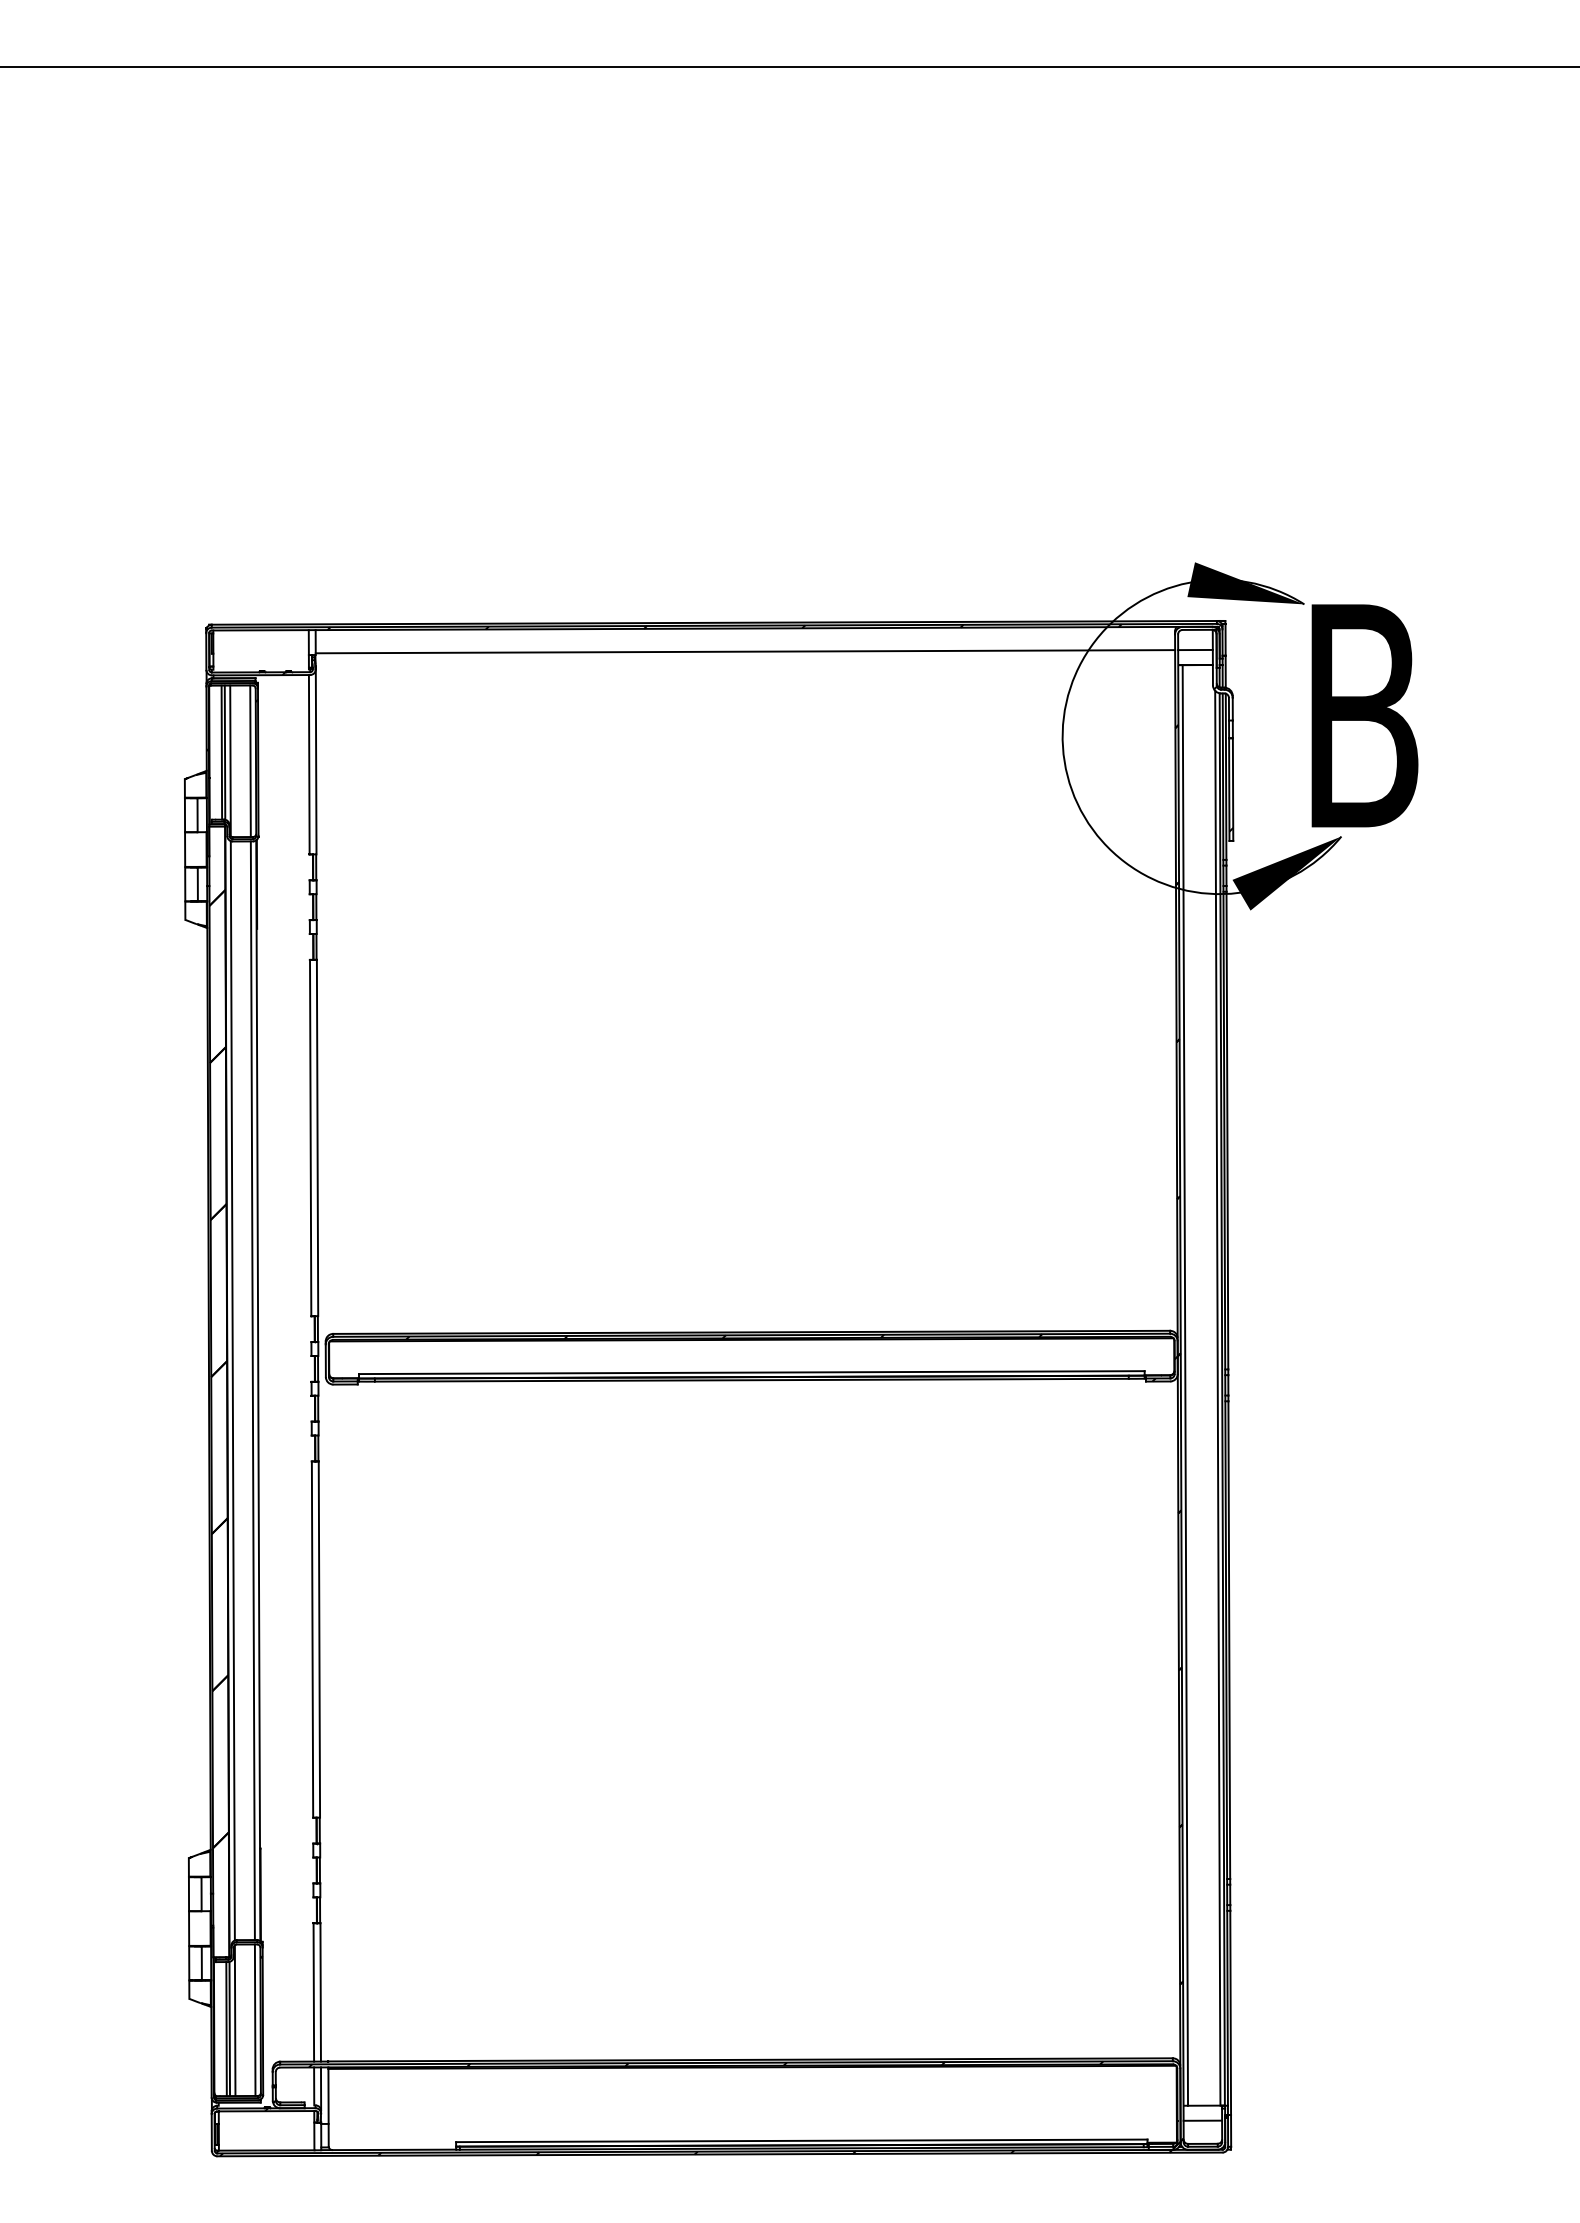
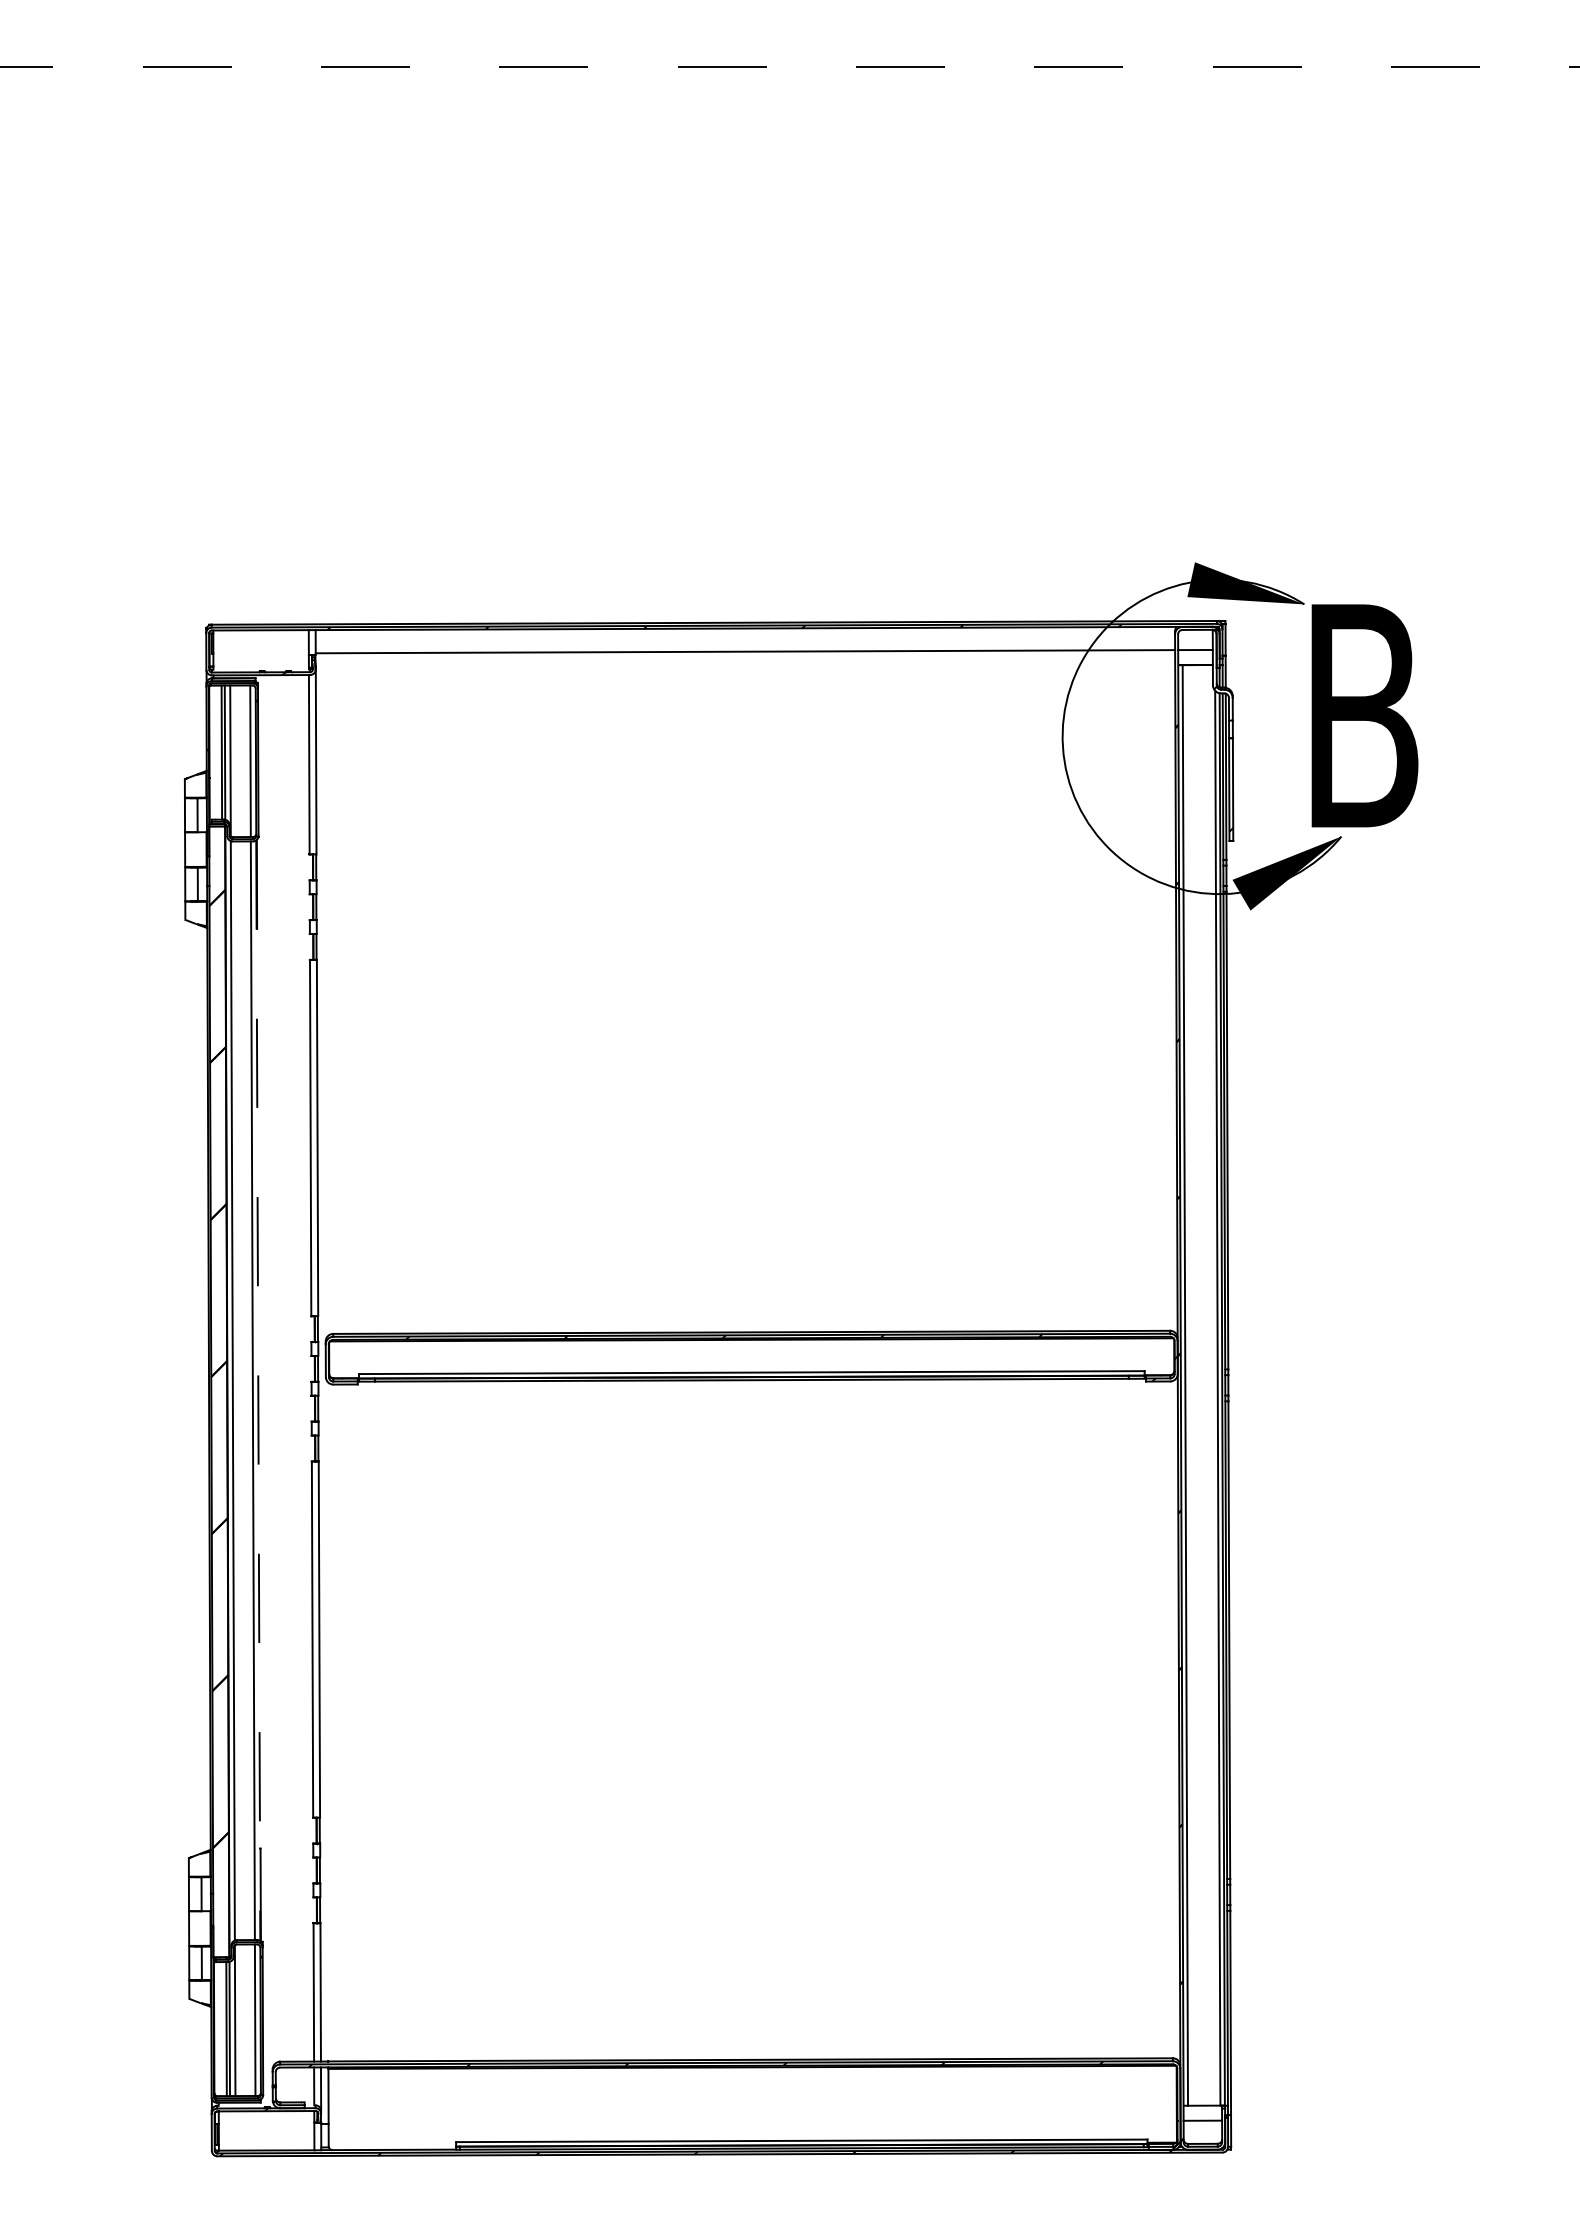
line: solid -> dashed (790, 66)
line: solid -> dashed (258, 1391)
